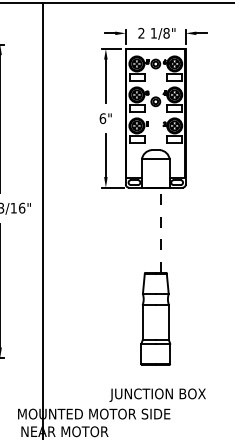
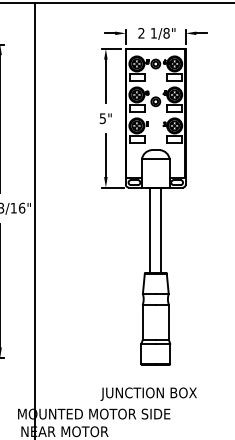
text: 6" -> 5" (102, 118)
line position: (42, 219) -> (34, 219) (34, 219)
line: none -> present (150, 230)
line: dashed -> solid (161, 230)
text position: (157, 394) -> (148, 393) (148, 393)
